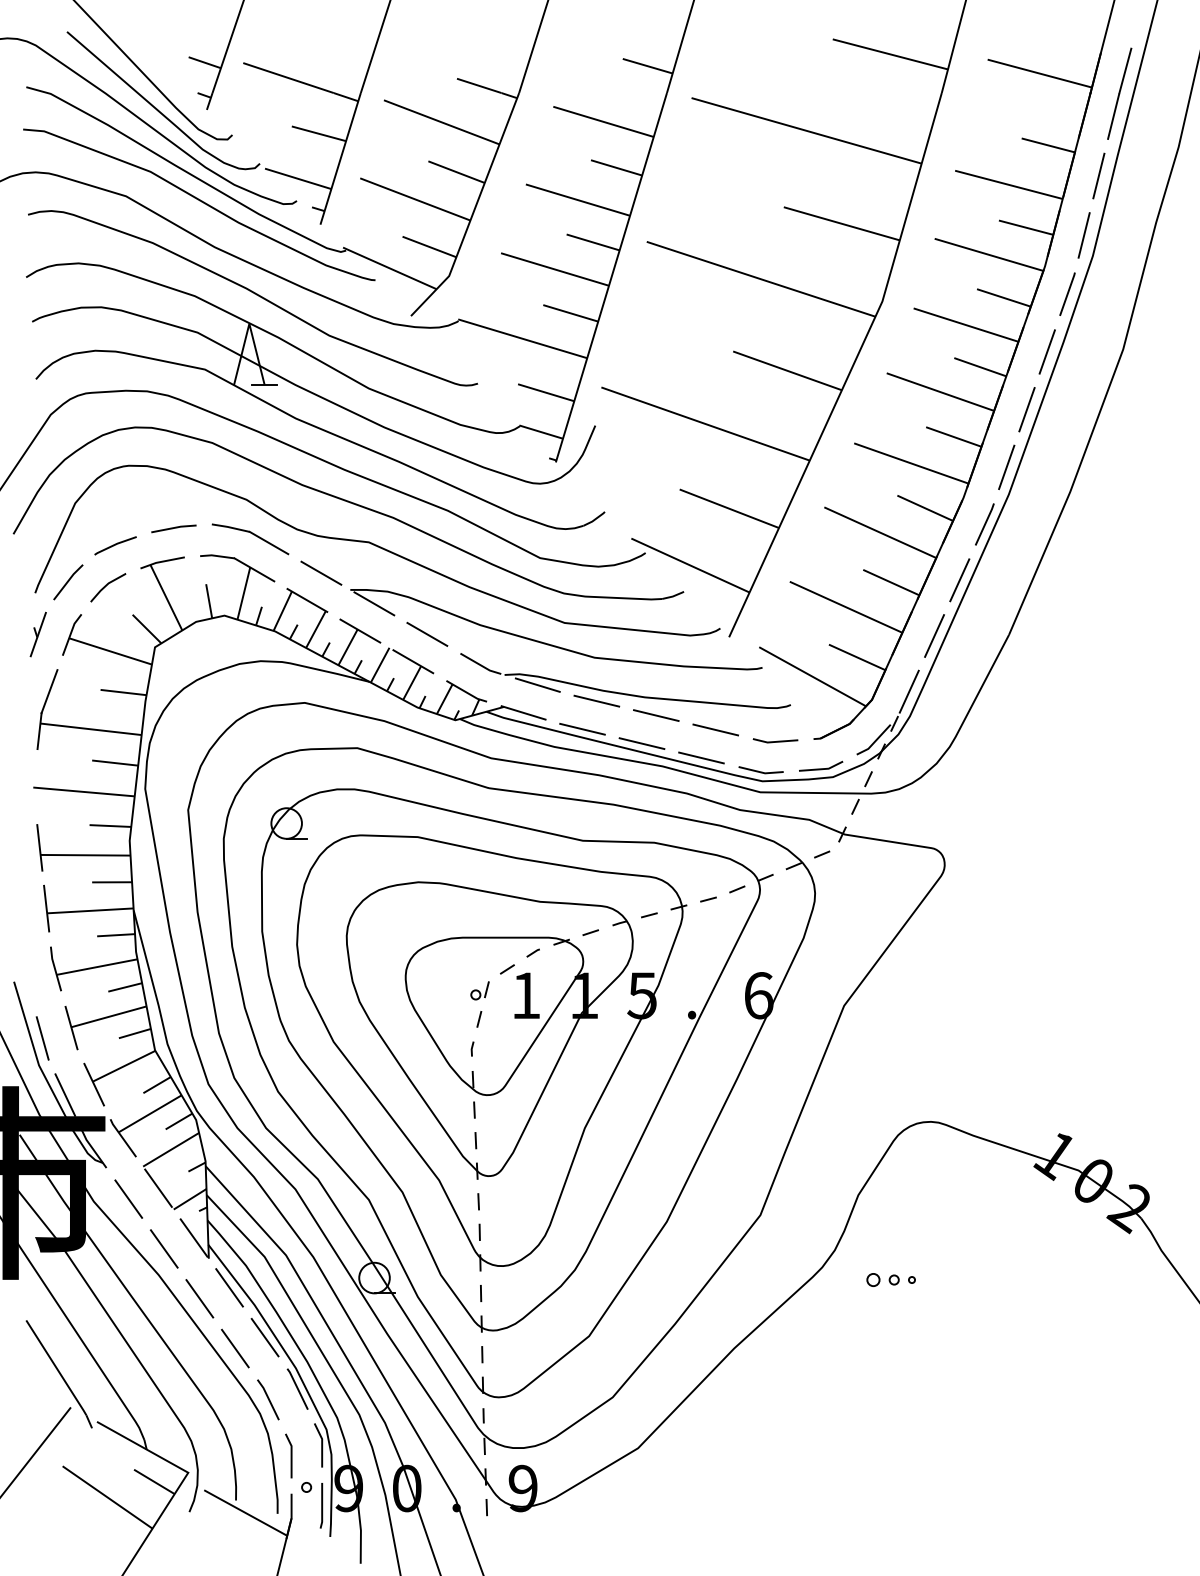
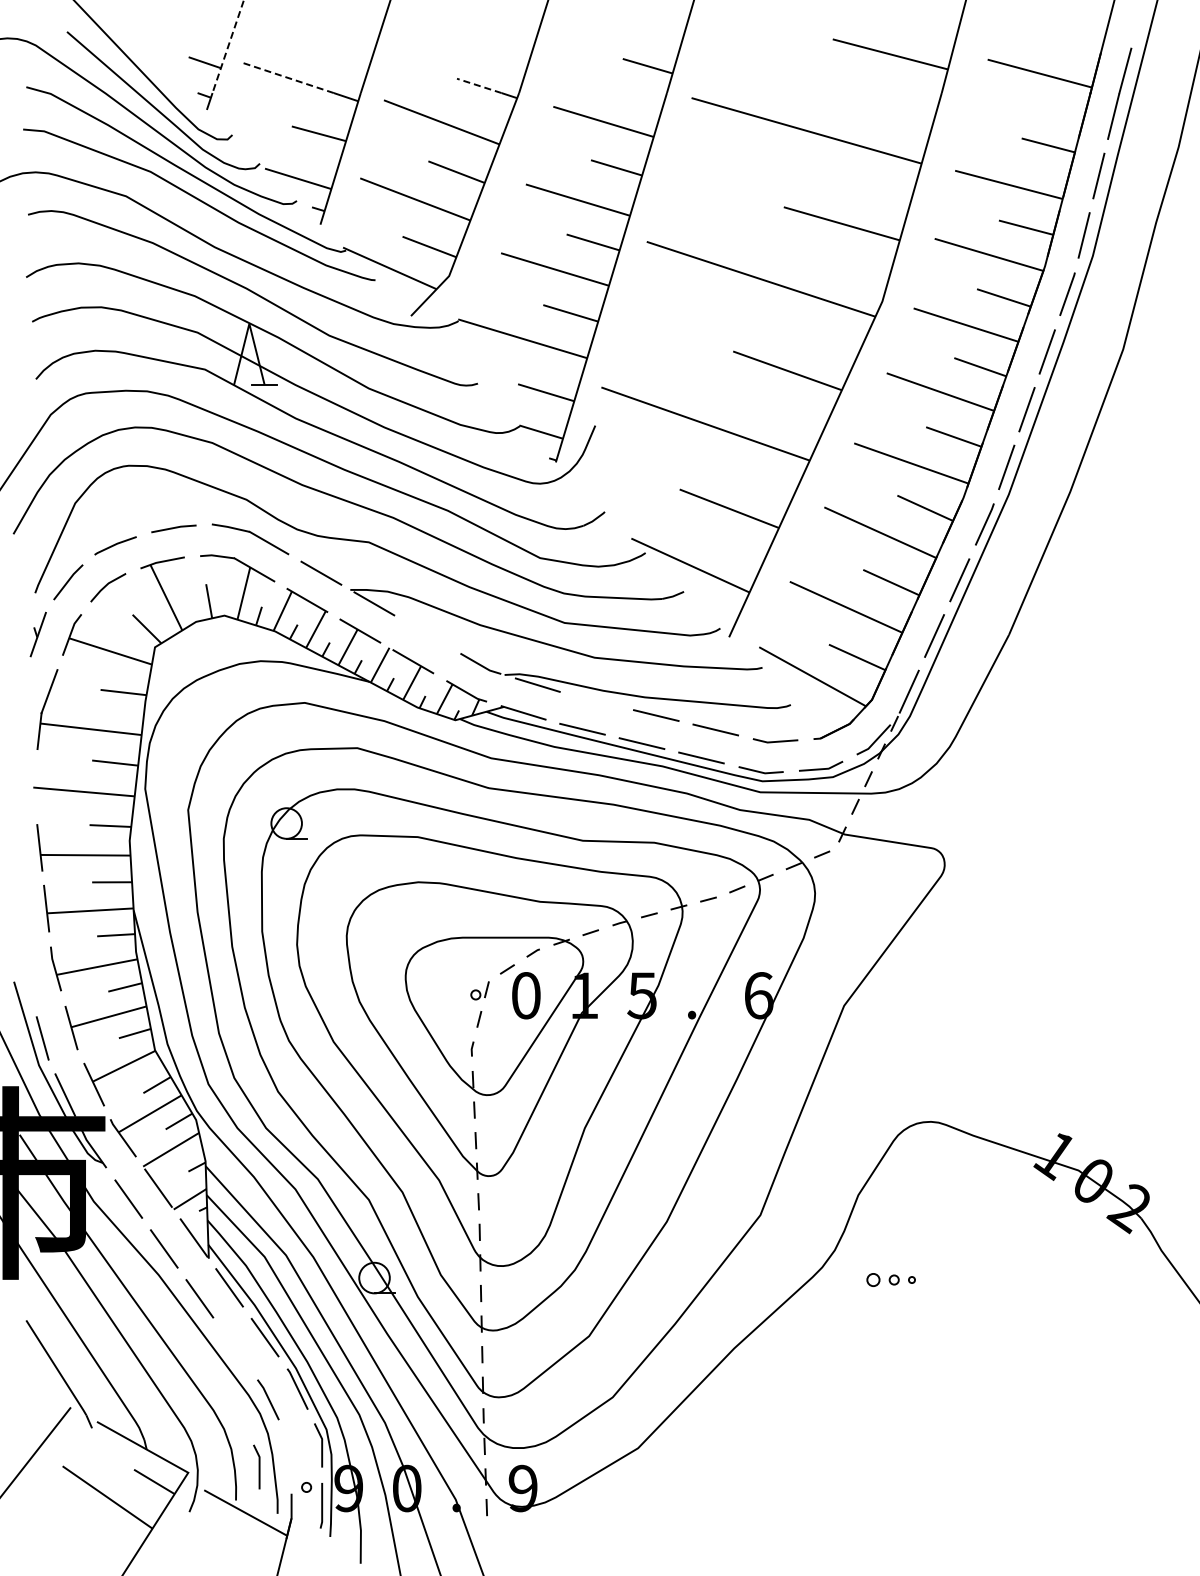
line: solid -> dashed (228, 46)
line: solid -> dashed (288, 78)
line: solid -> dashed (478, 85)
line: present -> none (427, 633)
line: present -> none (596, 700)
text: 1 -> 0 (526, 995)
line: present -> none (235, 1348)
line position: (290, 1455) -> (258, 1466) (258, 1466)
